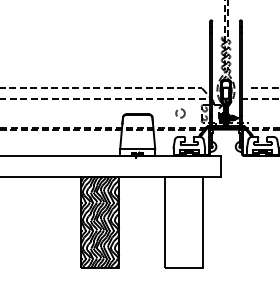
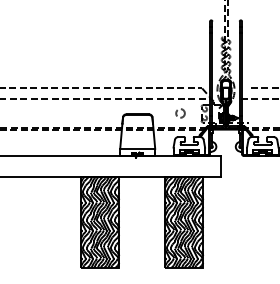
hatch: none -> present (183, 221)
